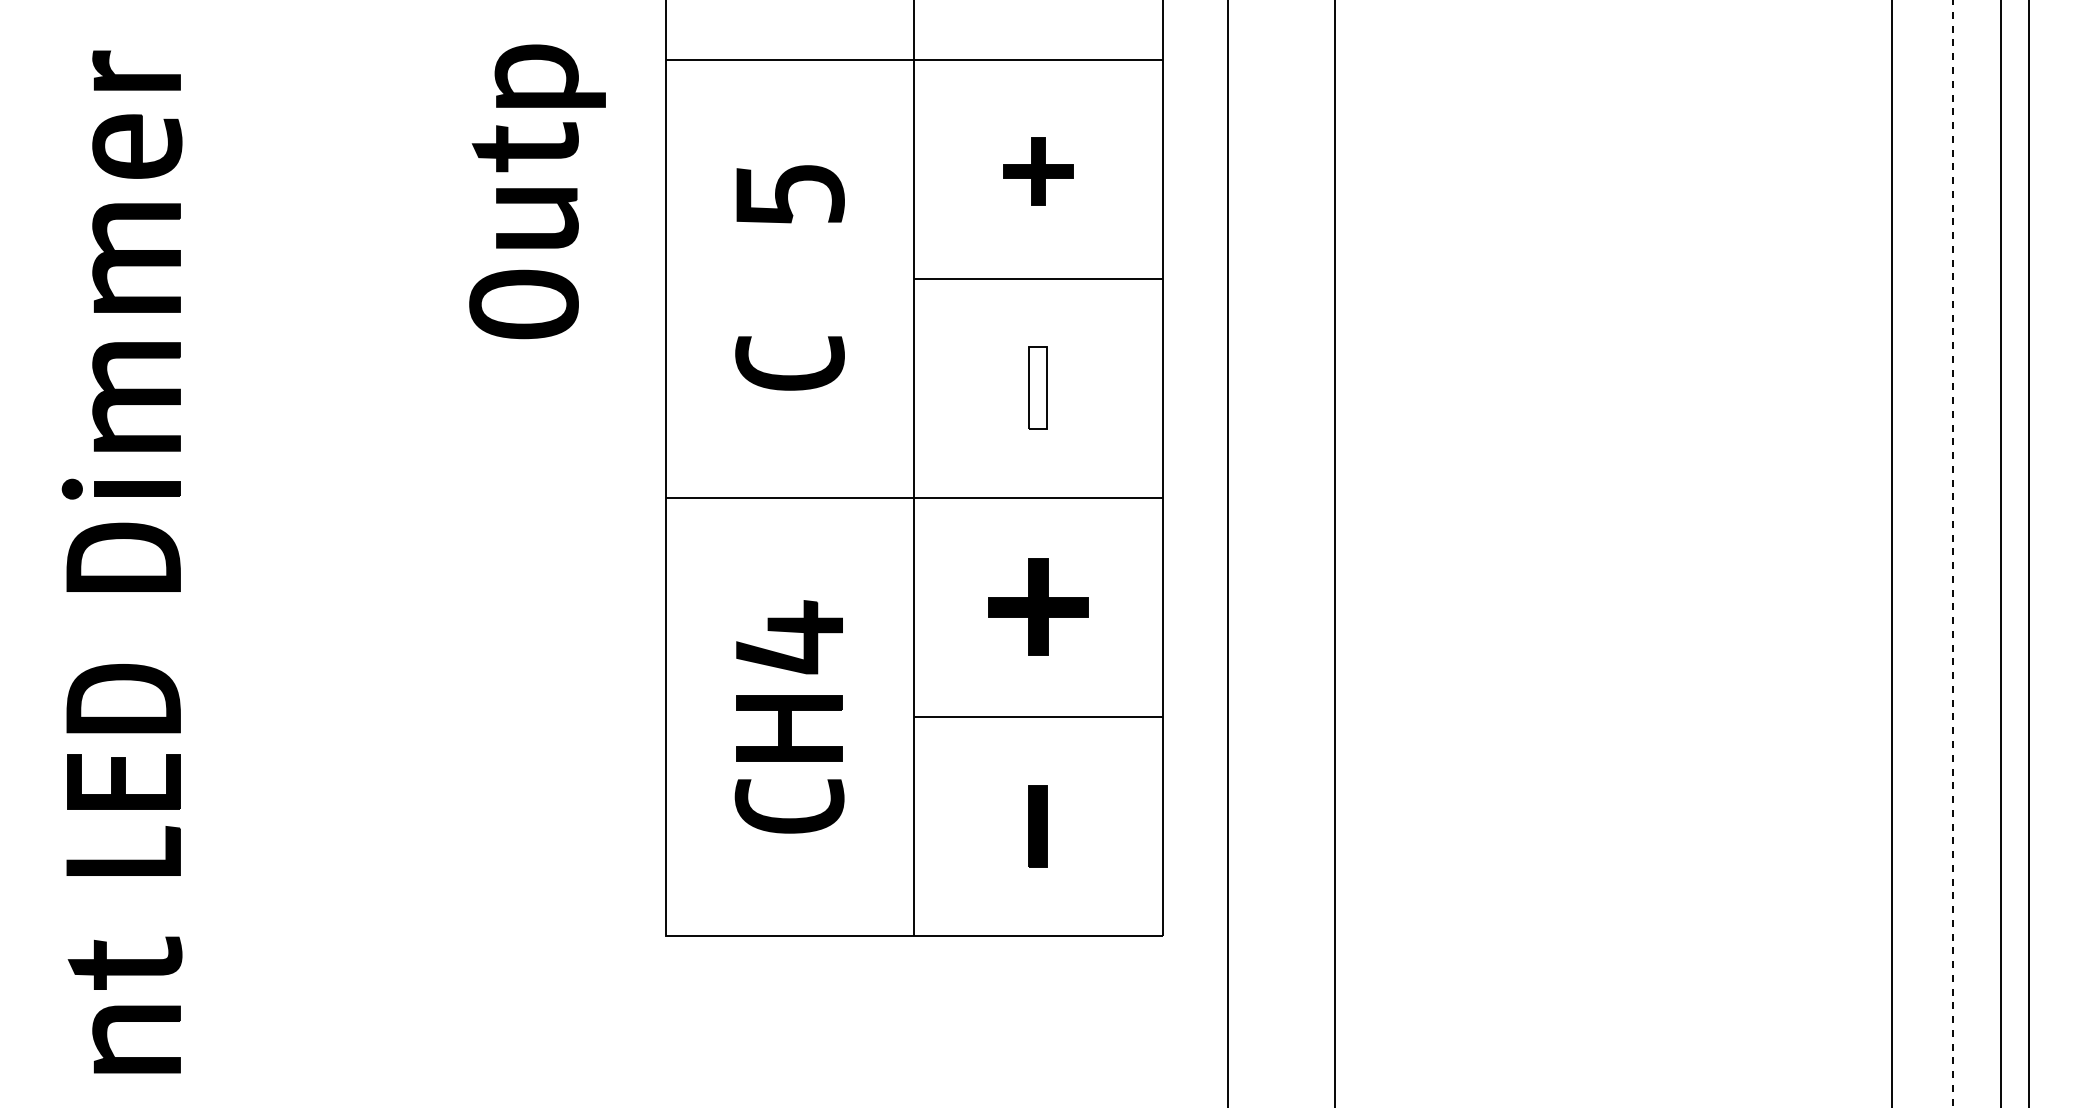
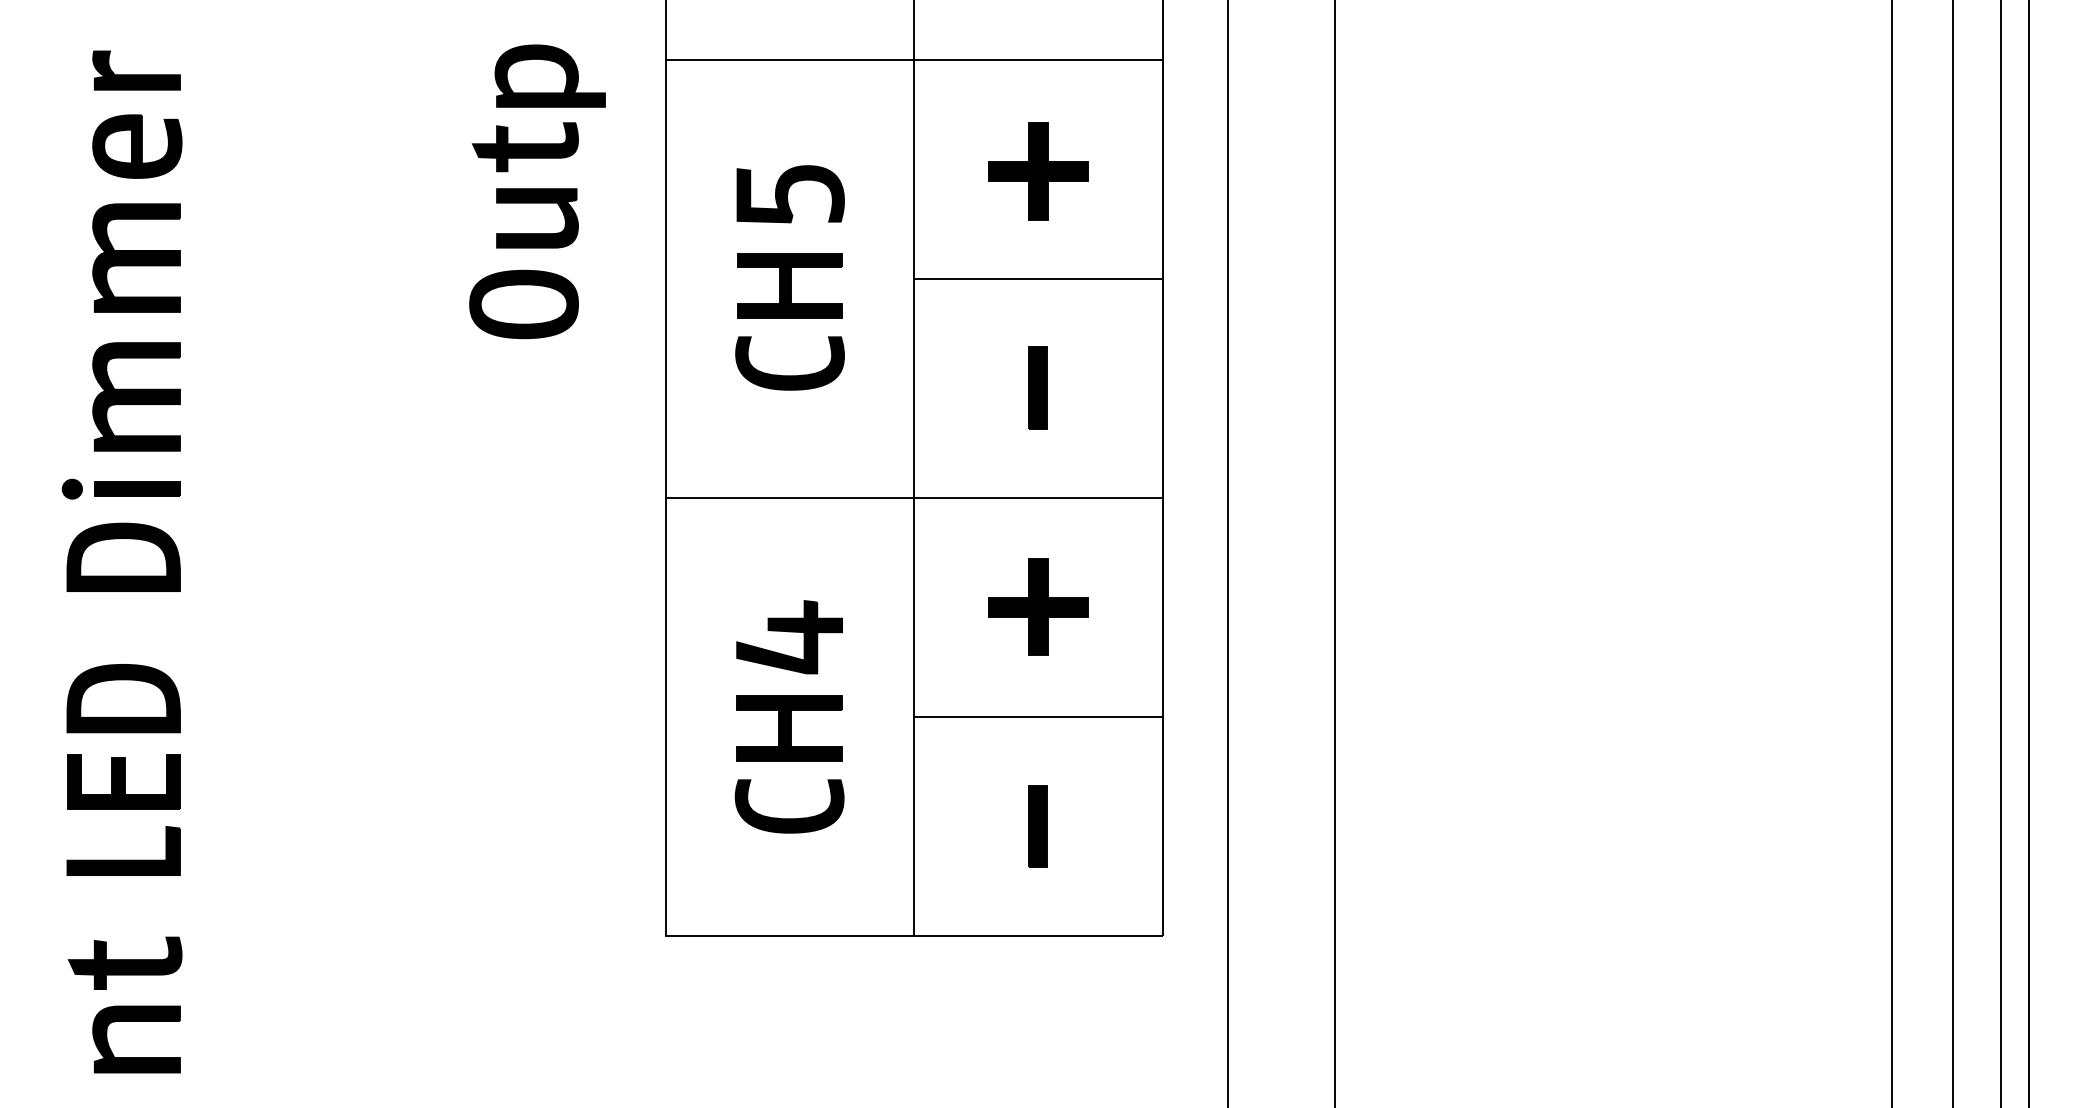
part size: 71x69 px -> 101x99 px (1038, 171)
part: none -> present (789, 285)
fill: none -> present (1038, 387)
line: dashed -> solid (1952, 553)
